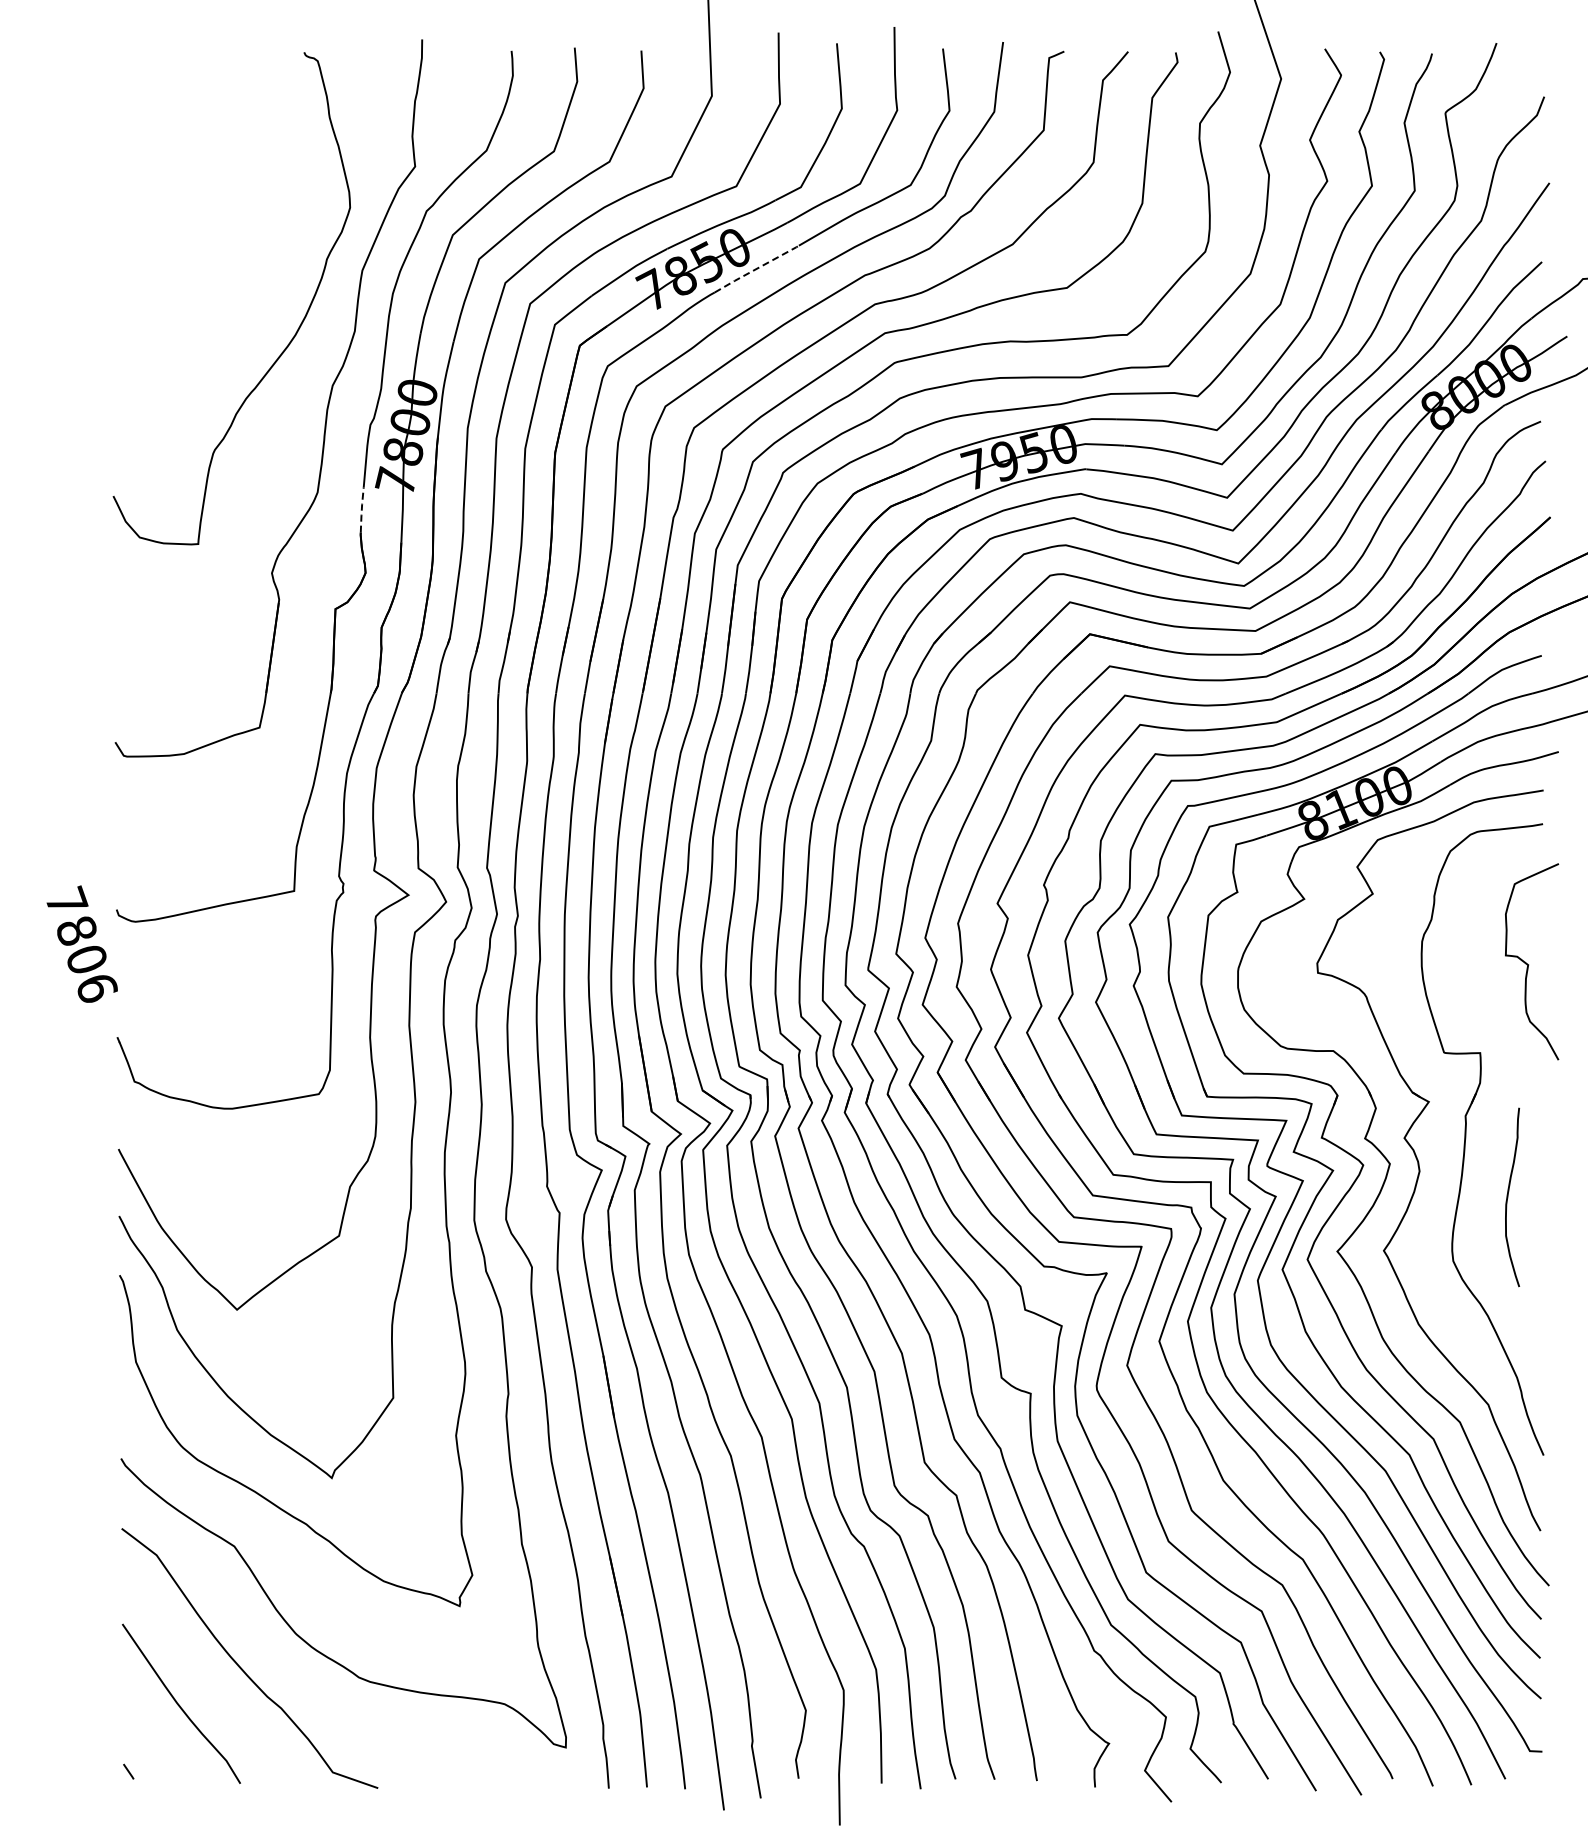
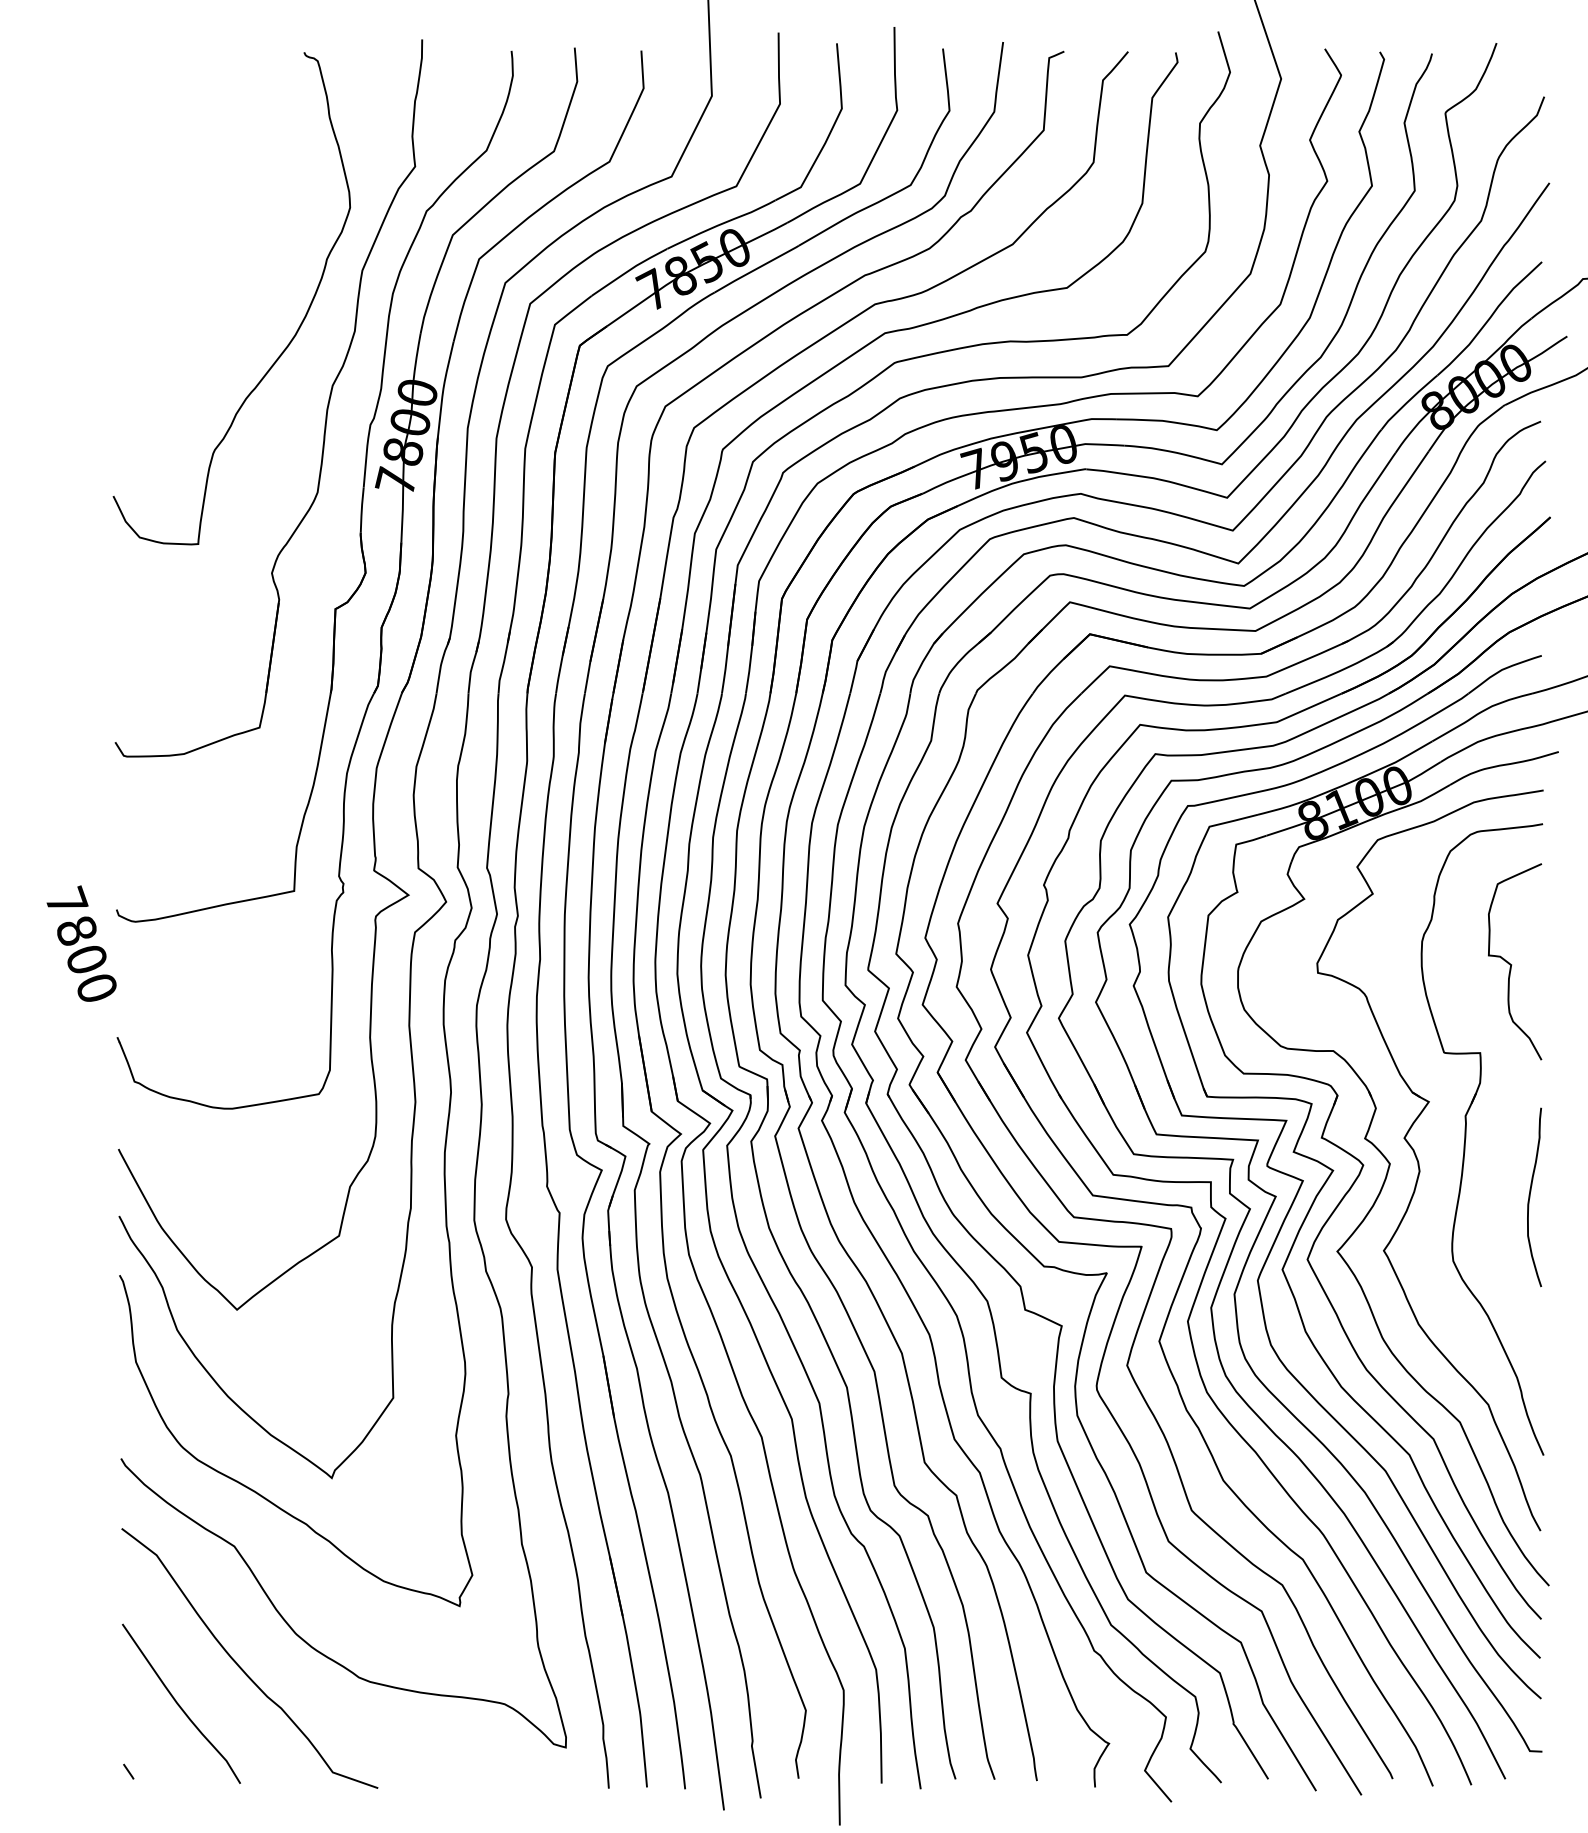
line: dashed -> solid (756, 269)
line: dashed -> solid (361, 509)
curve position: (1528, 964) -> (1511, 964) (1511, 964)
text: 7806 -> 7800 (97, 988)
curve position: (1508, 1197) -> (1530, 1197) (1530, 1197)
